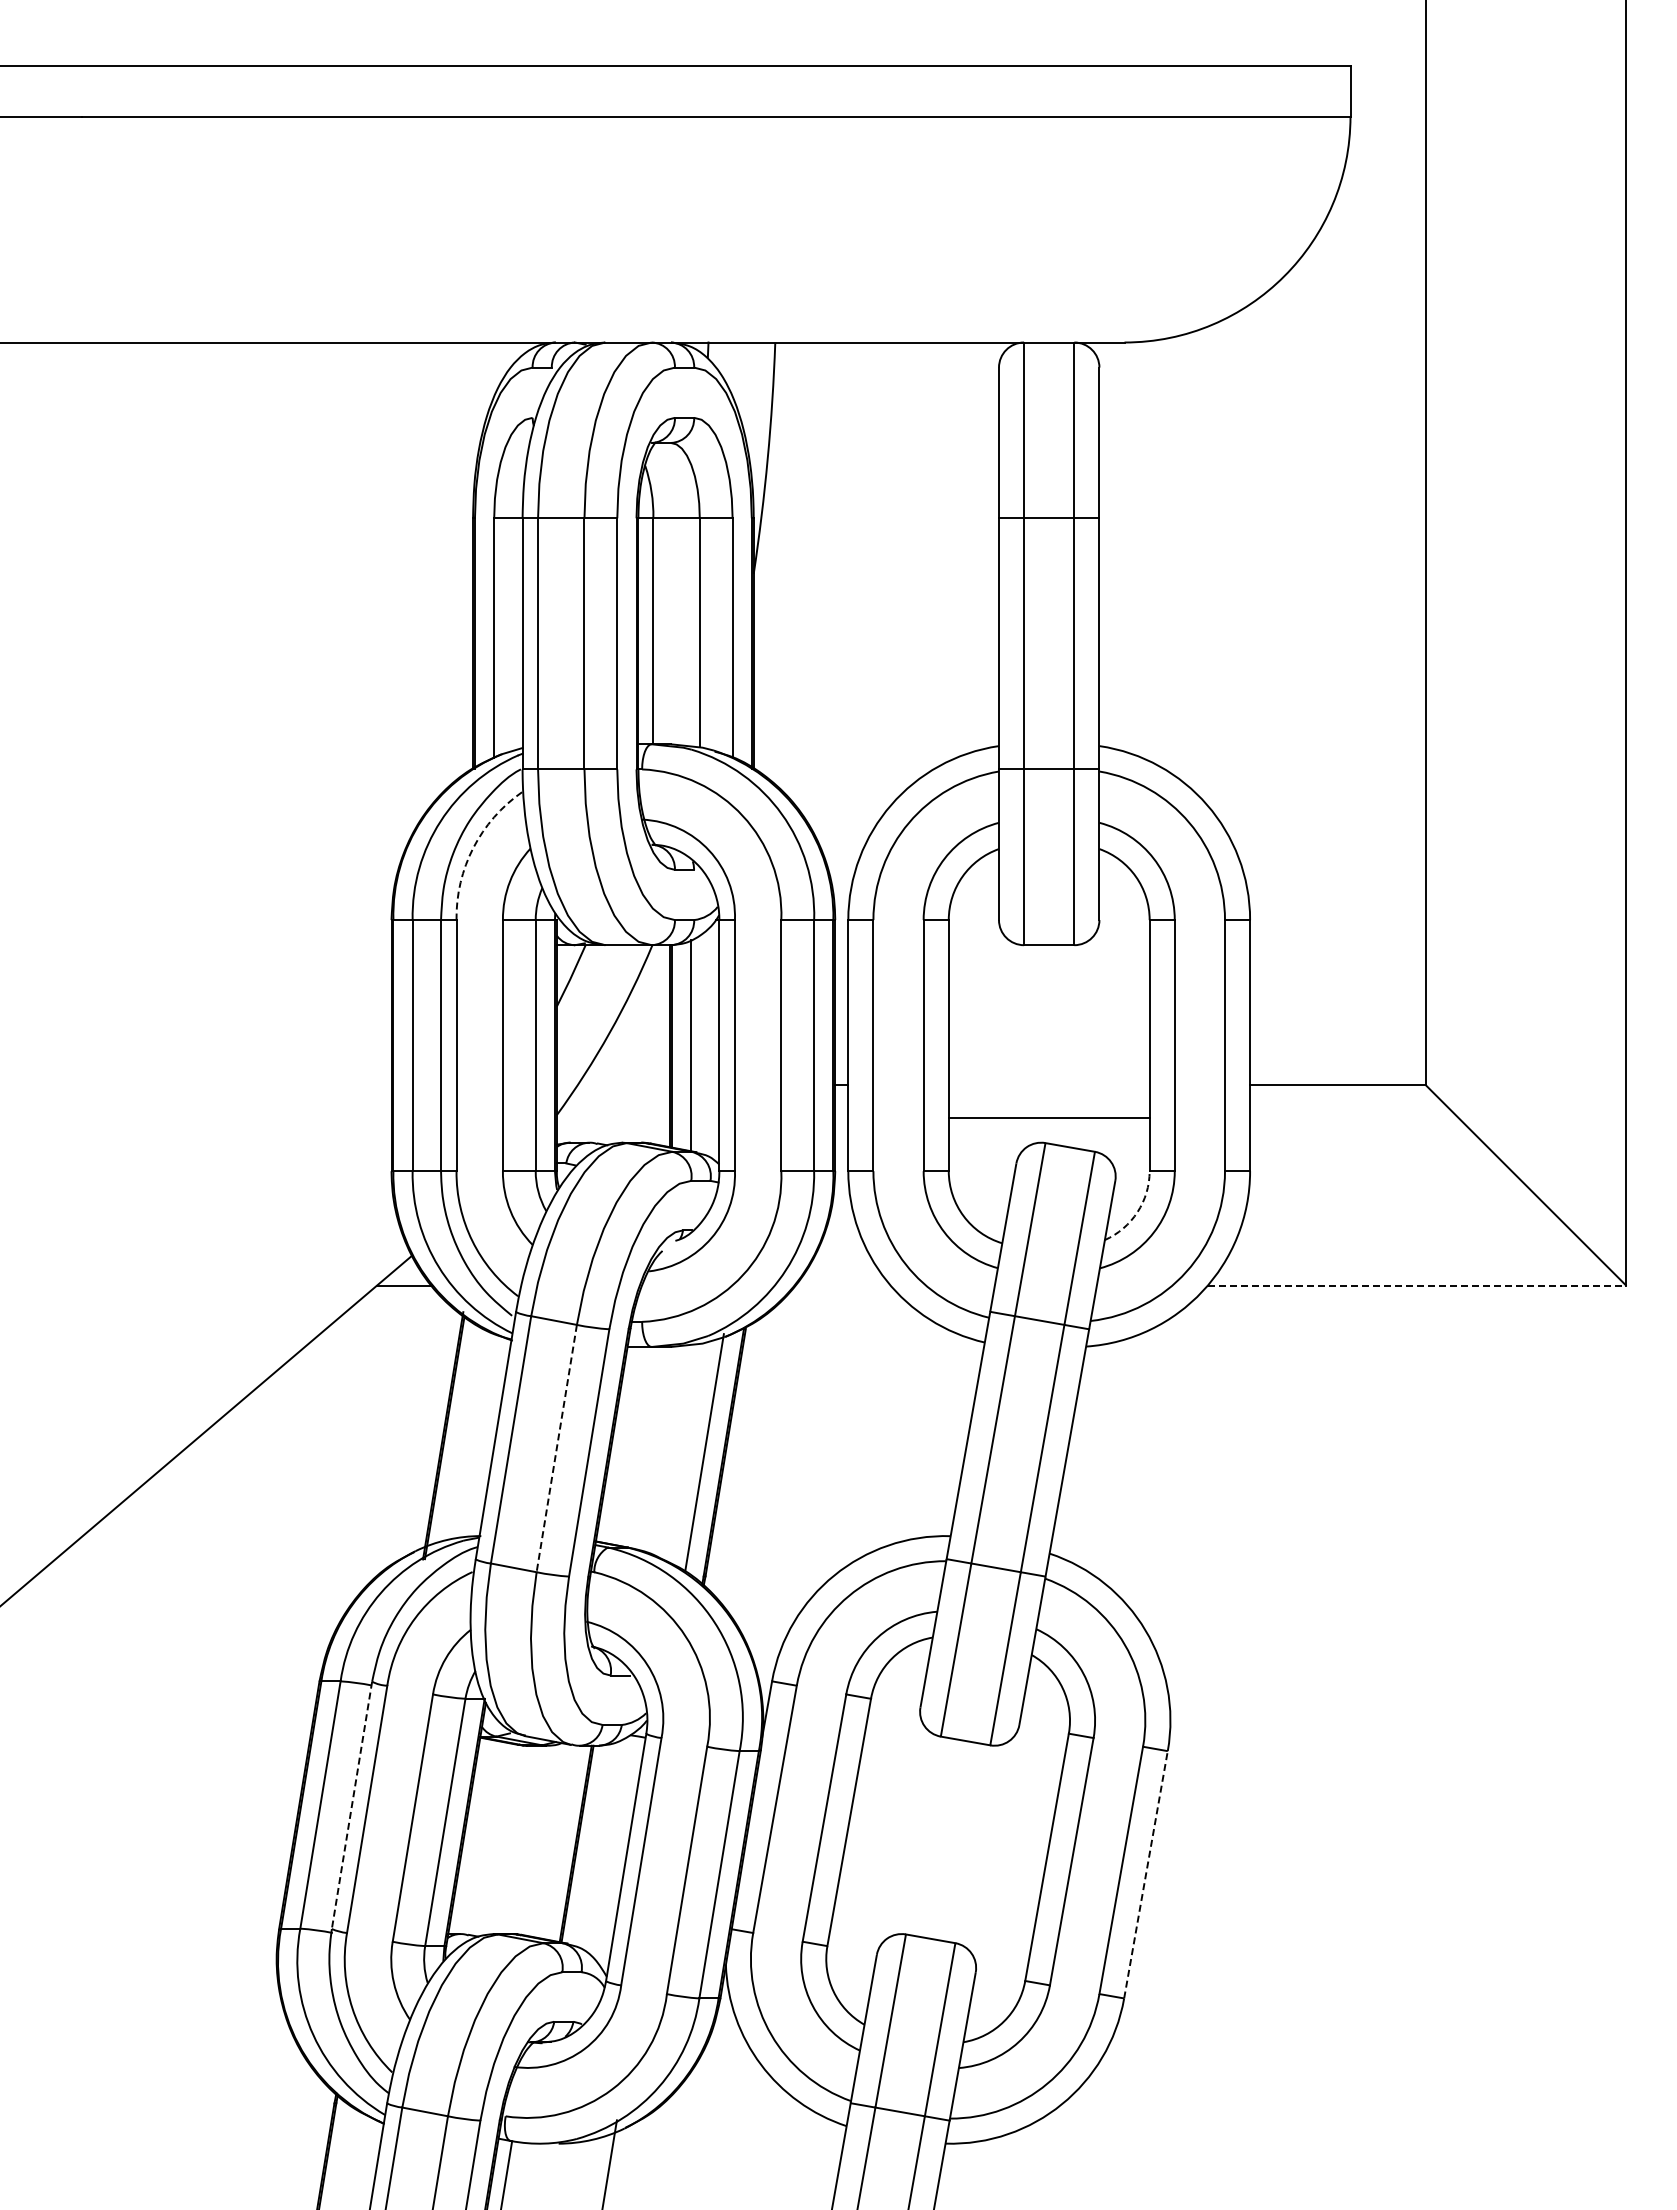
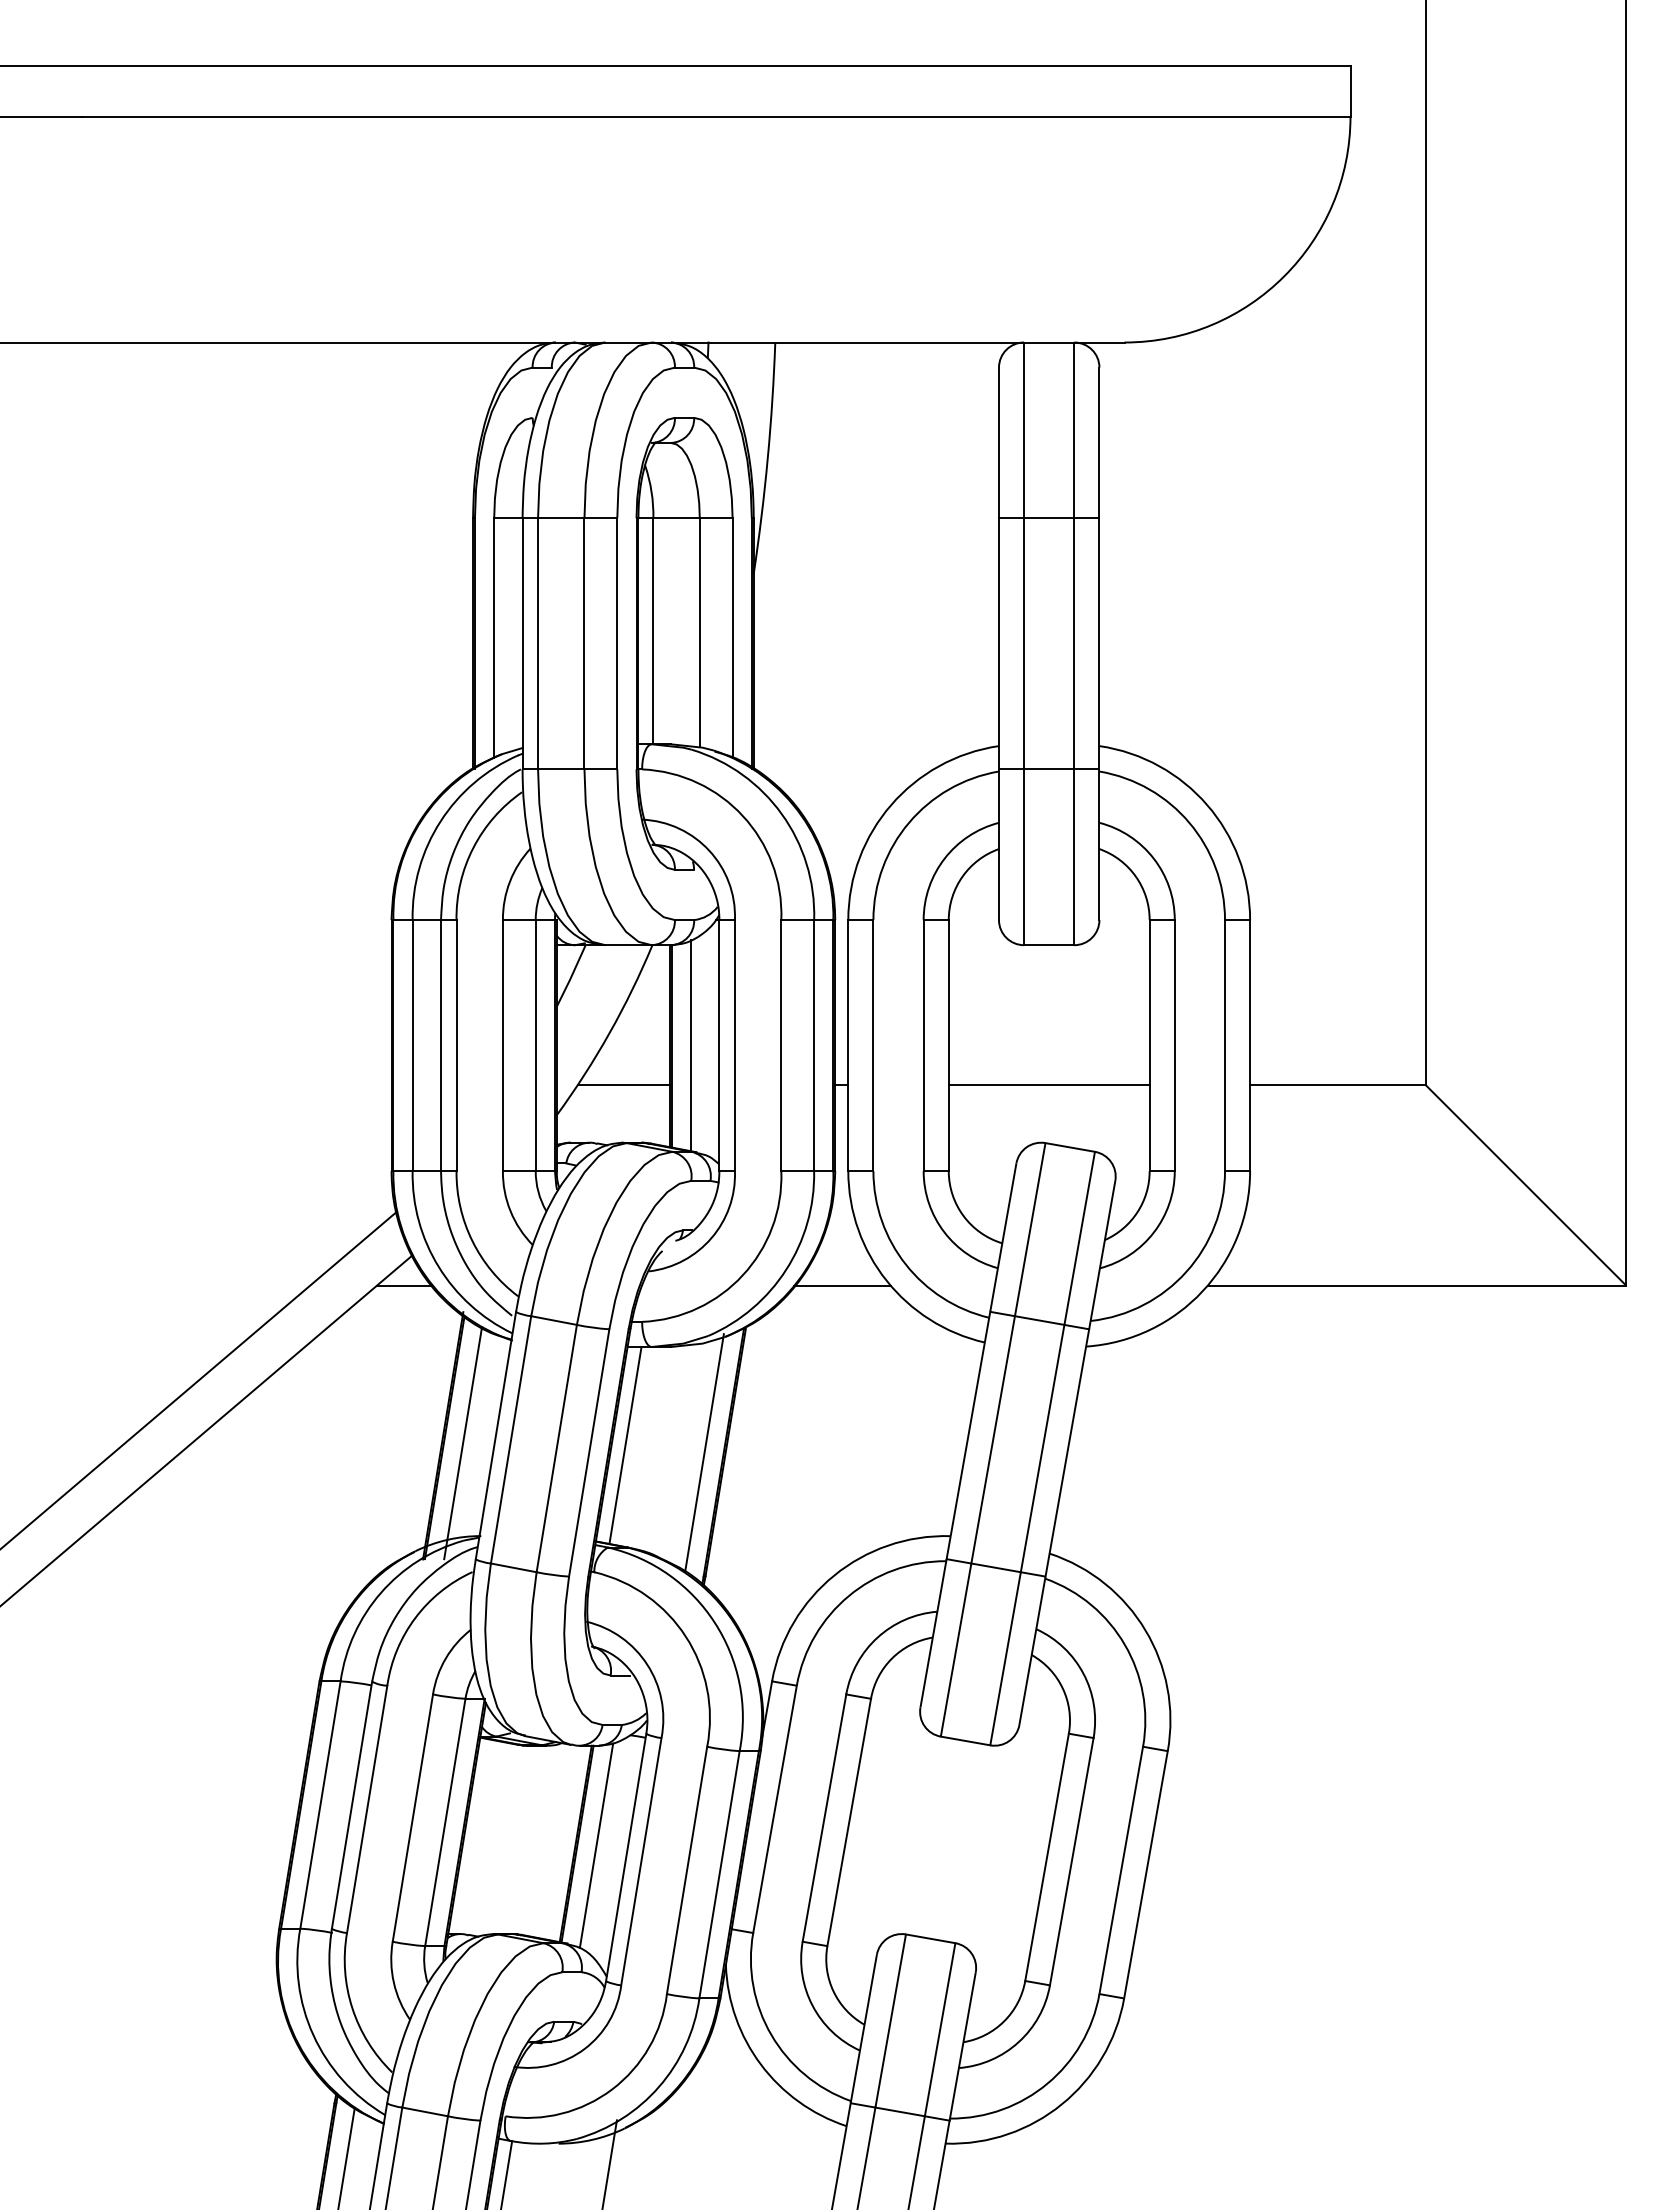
arc: dashed -> solid (473, 847)
line: none -> present (623, 1084)
line position: (1048, 1117) -> (1048, 1084) (1048, 1084)
arc: dashed -> solid (1137, 1212)
line: none -> present (842, 1285)
line: dashed -> solid (1417, 1285)
line: none -> present (199, 1379)
line: none -> present (463, 1443)
line: none -> present (625, 1445)
line: dashed -> solid (556, 1449)
line: dashed -> solid (351, 1805)
line: none -> present (596, 1845)
line: dashed -> solid (1145, 1874)
line: none -> present (346, 2157)
